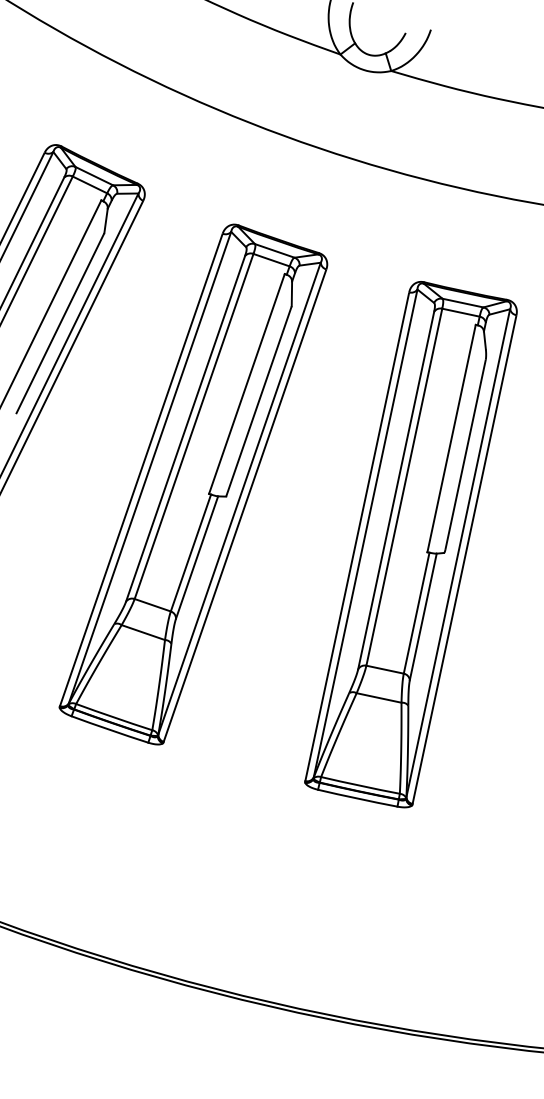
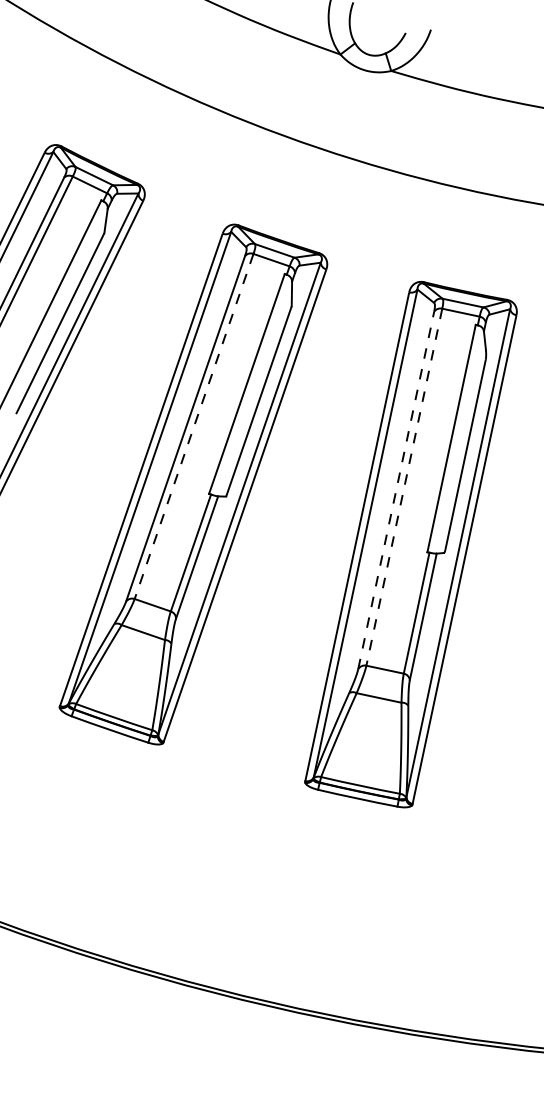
line: solid -> dashed (193, 426)
line: solid -> dashed (404, 487)
line: solid -> dashed (396, 490)
